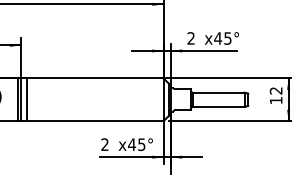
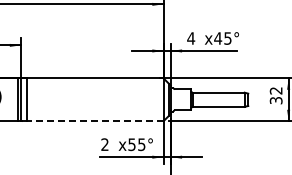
text: 2 -> 4 (191, 38)
text: 12 -> 32 (275, 100)
line: solid -> dashed (94, 121)
text: x45° -> x55° (132, 144)
